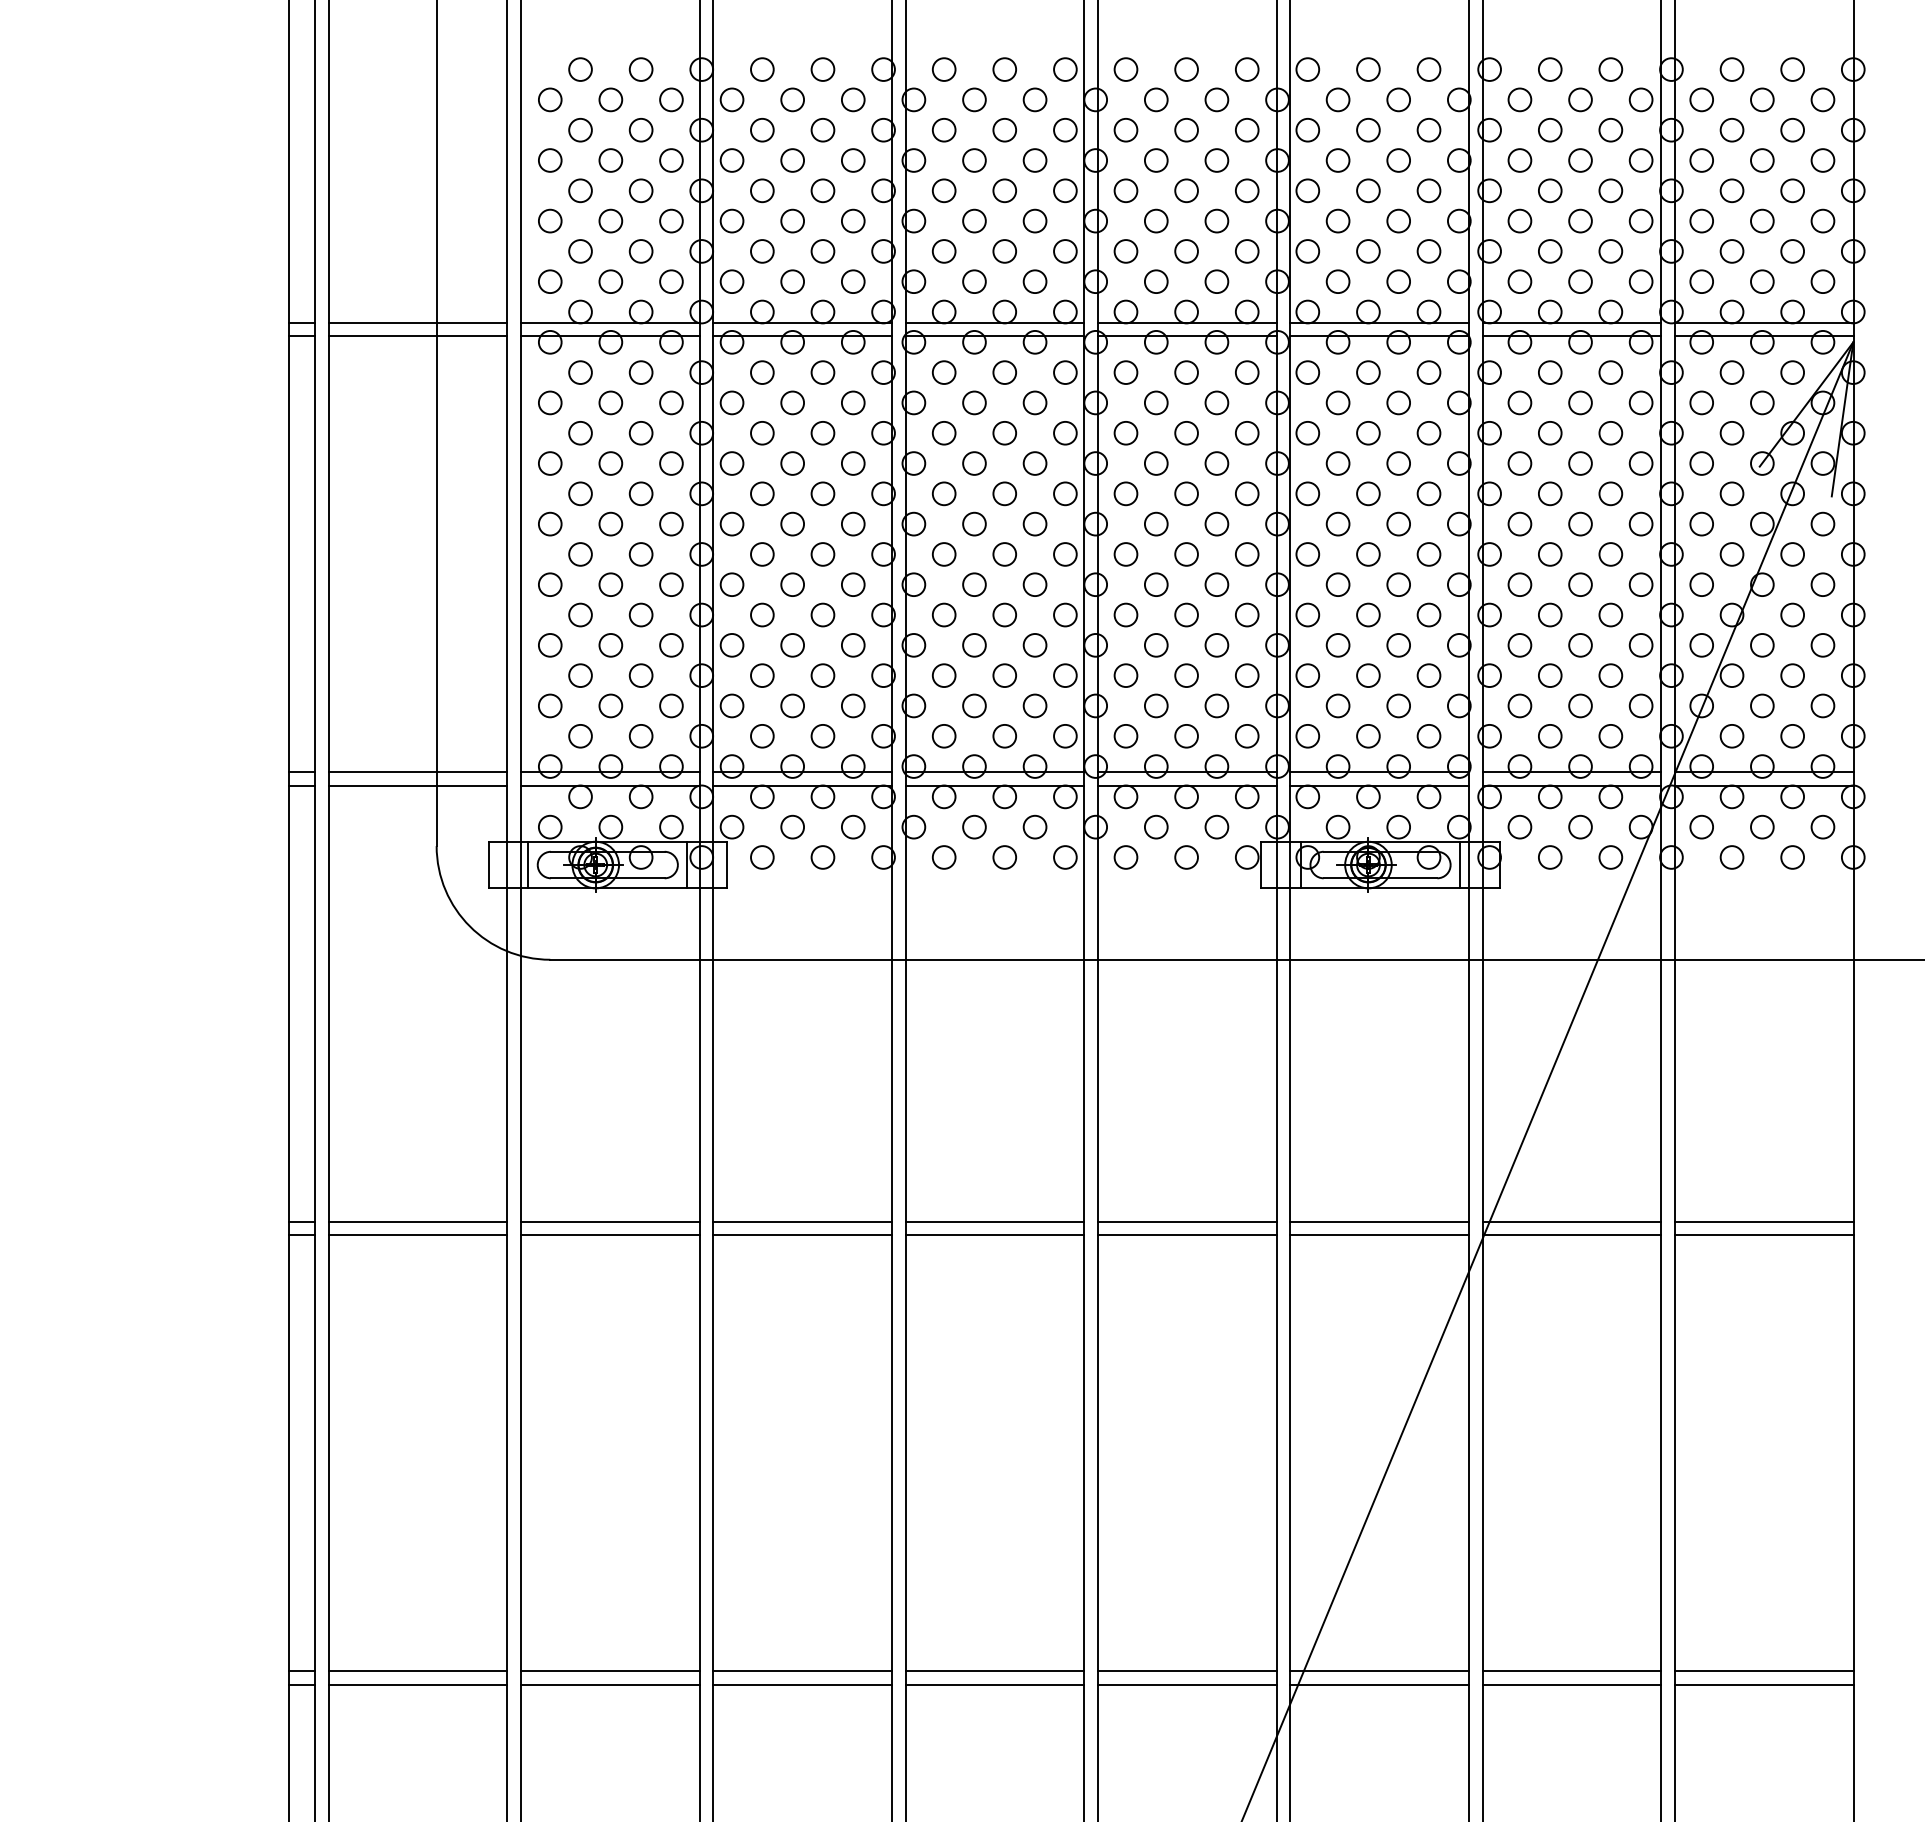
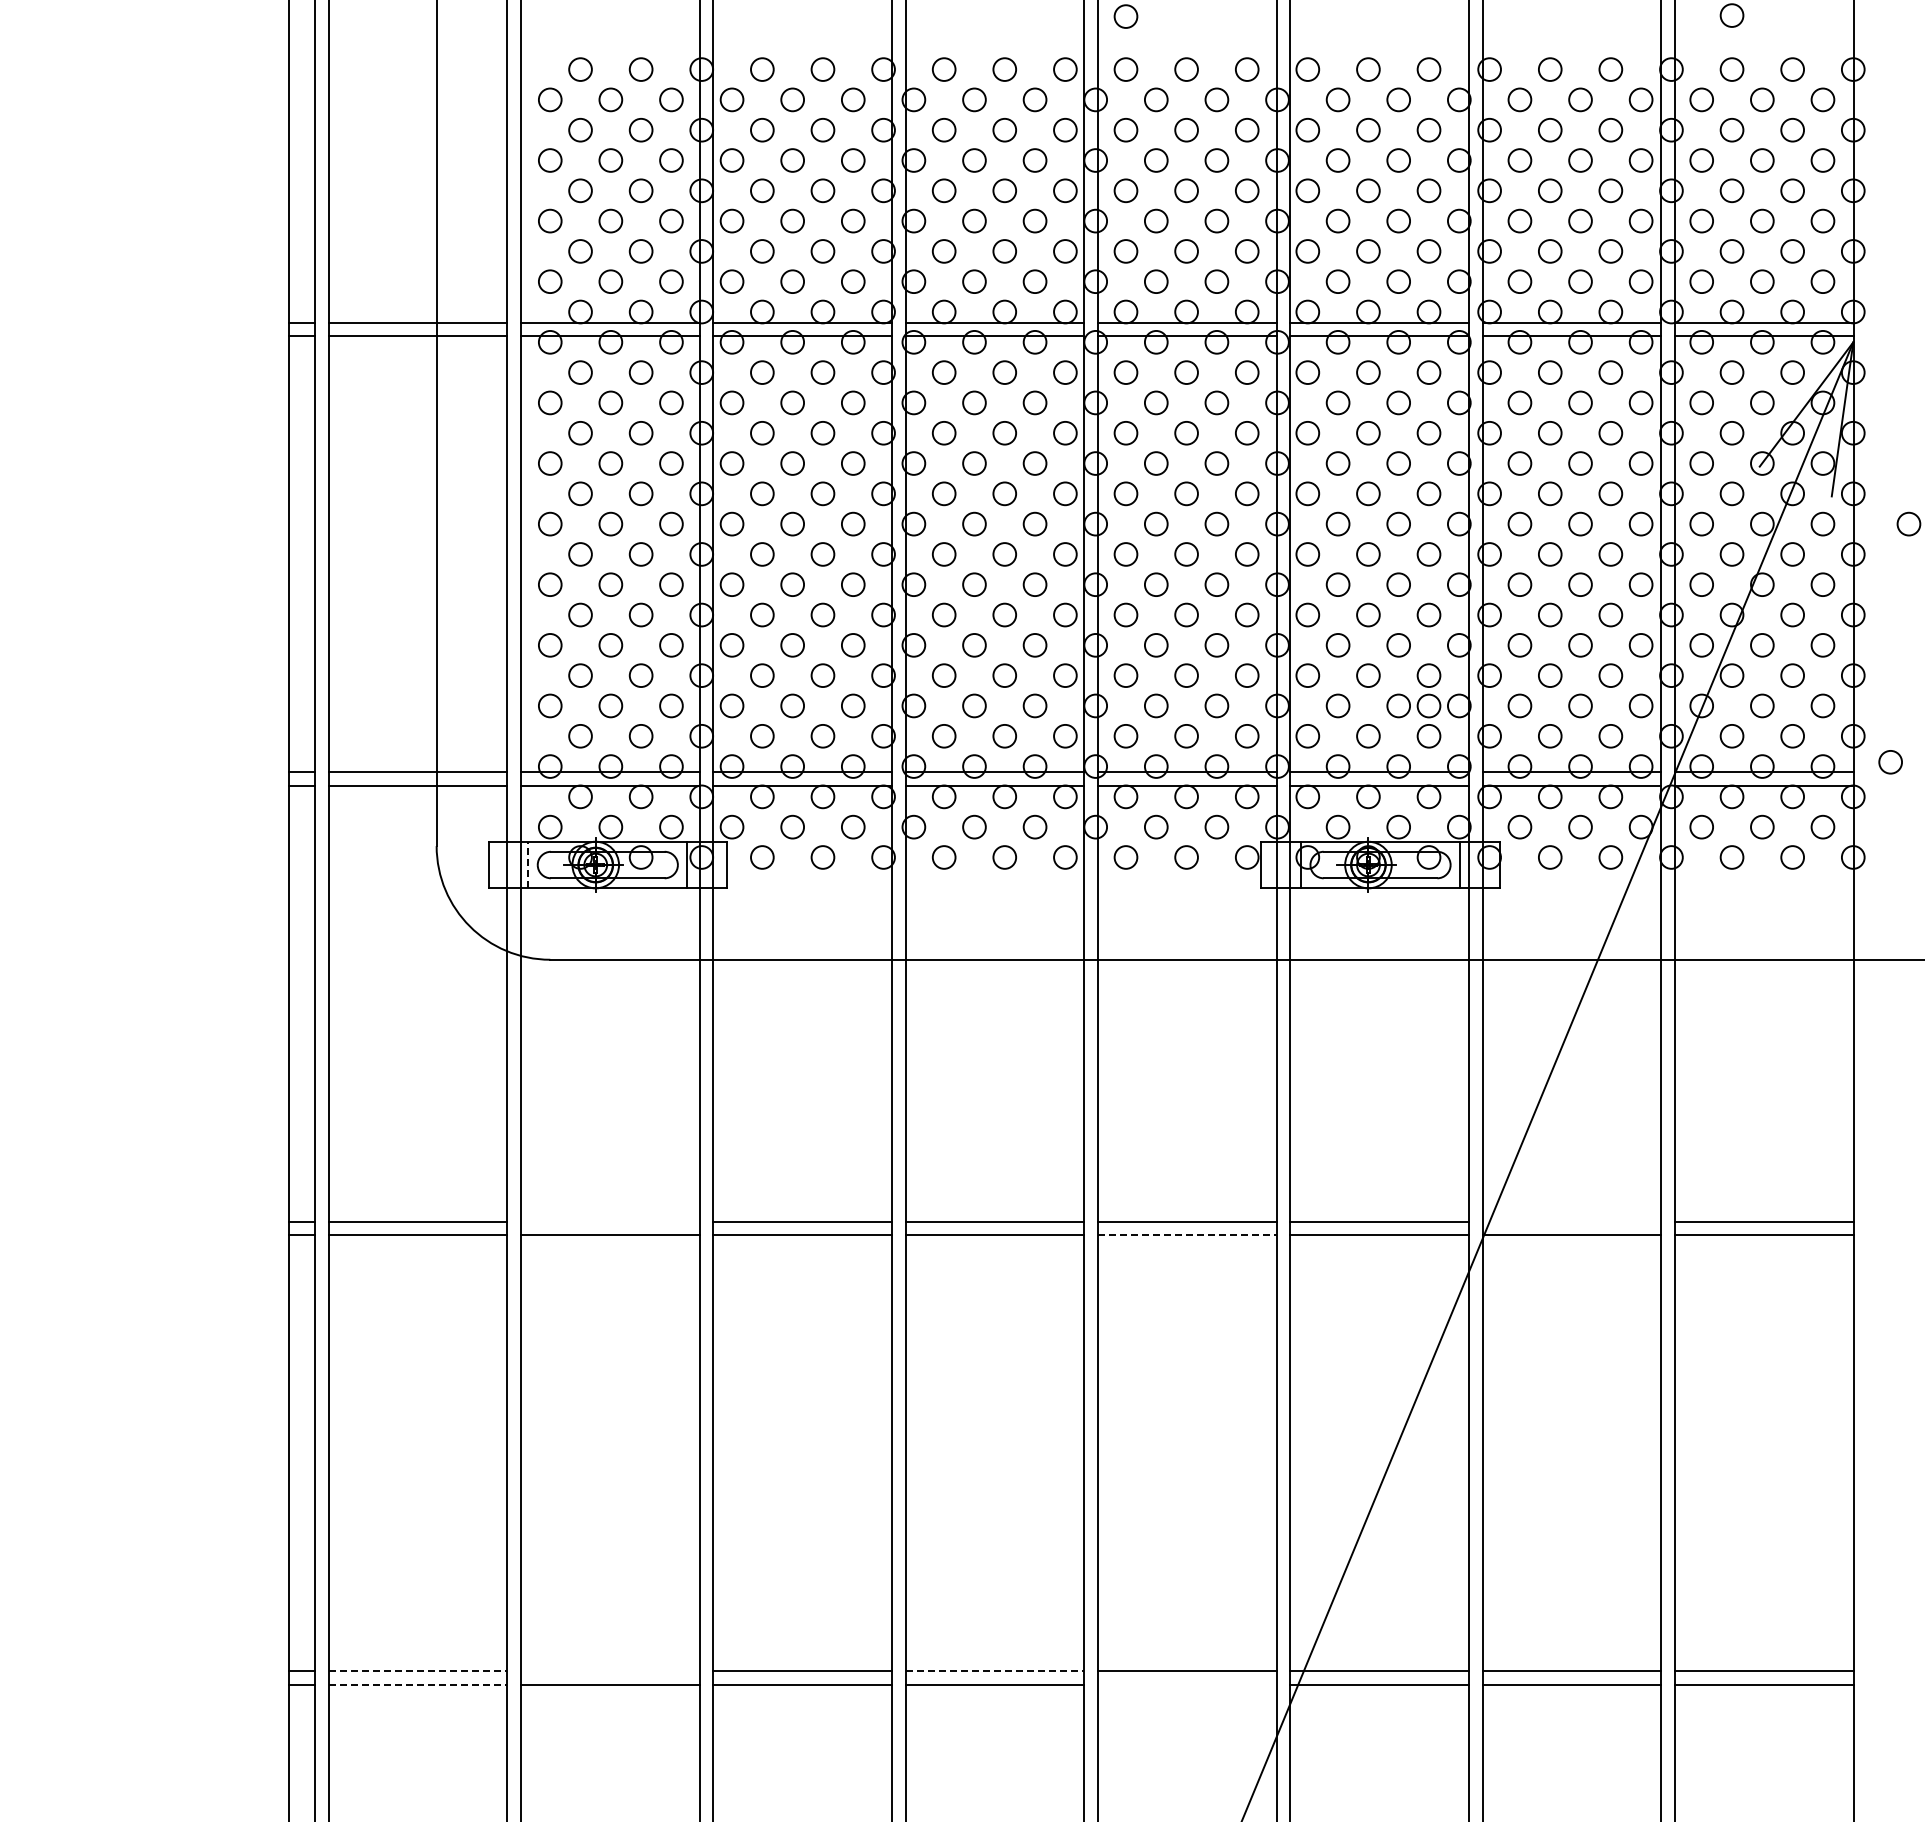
circle: none -> present (1731, 15)
circle: none -> present (1125, 16)
circle: none -> present (1908, 523)
circle: none -> present (1428, 705)
circle: none -> present (1890, 762)
line: solid -> dashed (528, 865)
line: present -> none (610, 1221)
line: present -> none (1571, 1221)
line: solid -> dashed (1187, 1235)
line: solid -> dashed (418, 1671)
line: present -> none (610, 1671)
line: solid -> dashed (995, 1671)
line: solid -> dashed (418, 1684)
line: present -> none (1187, 1684)
